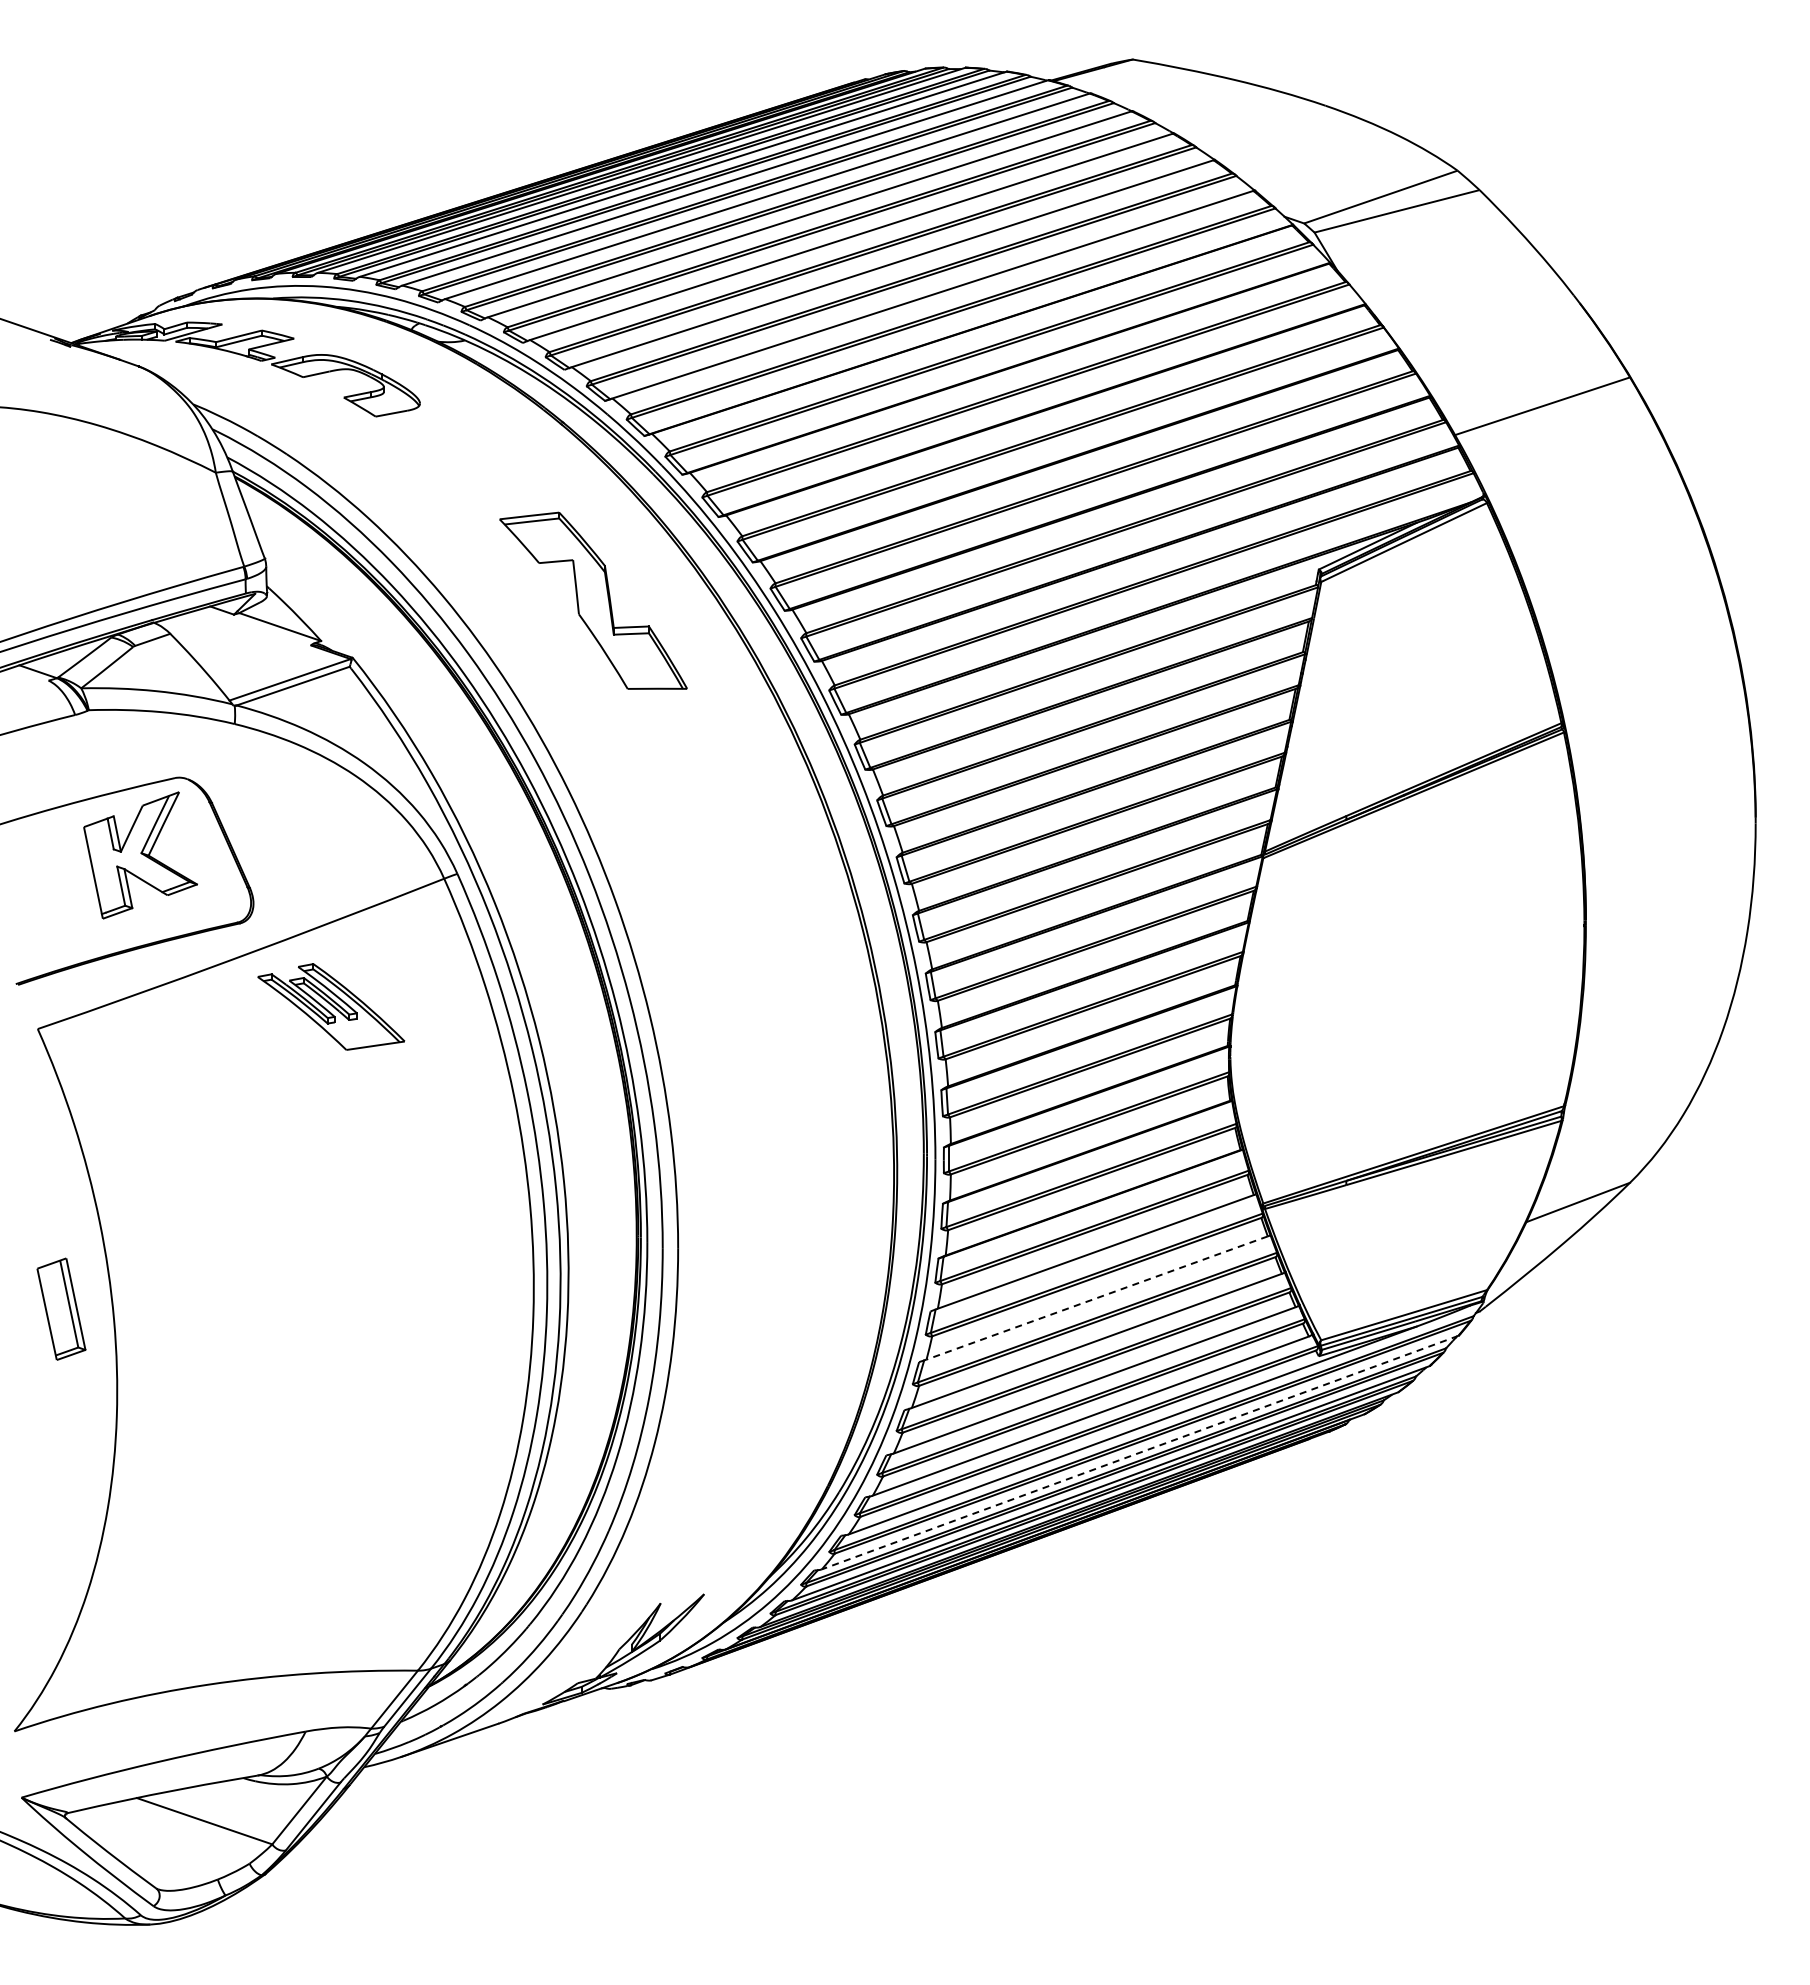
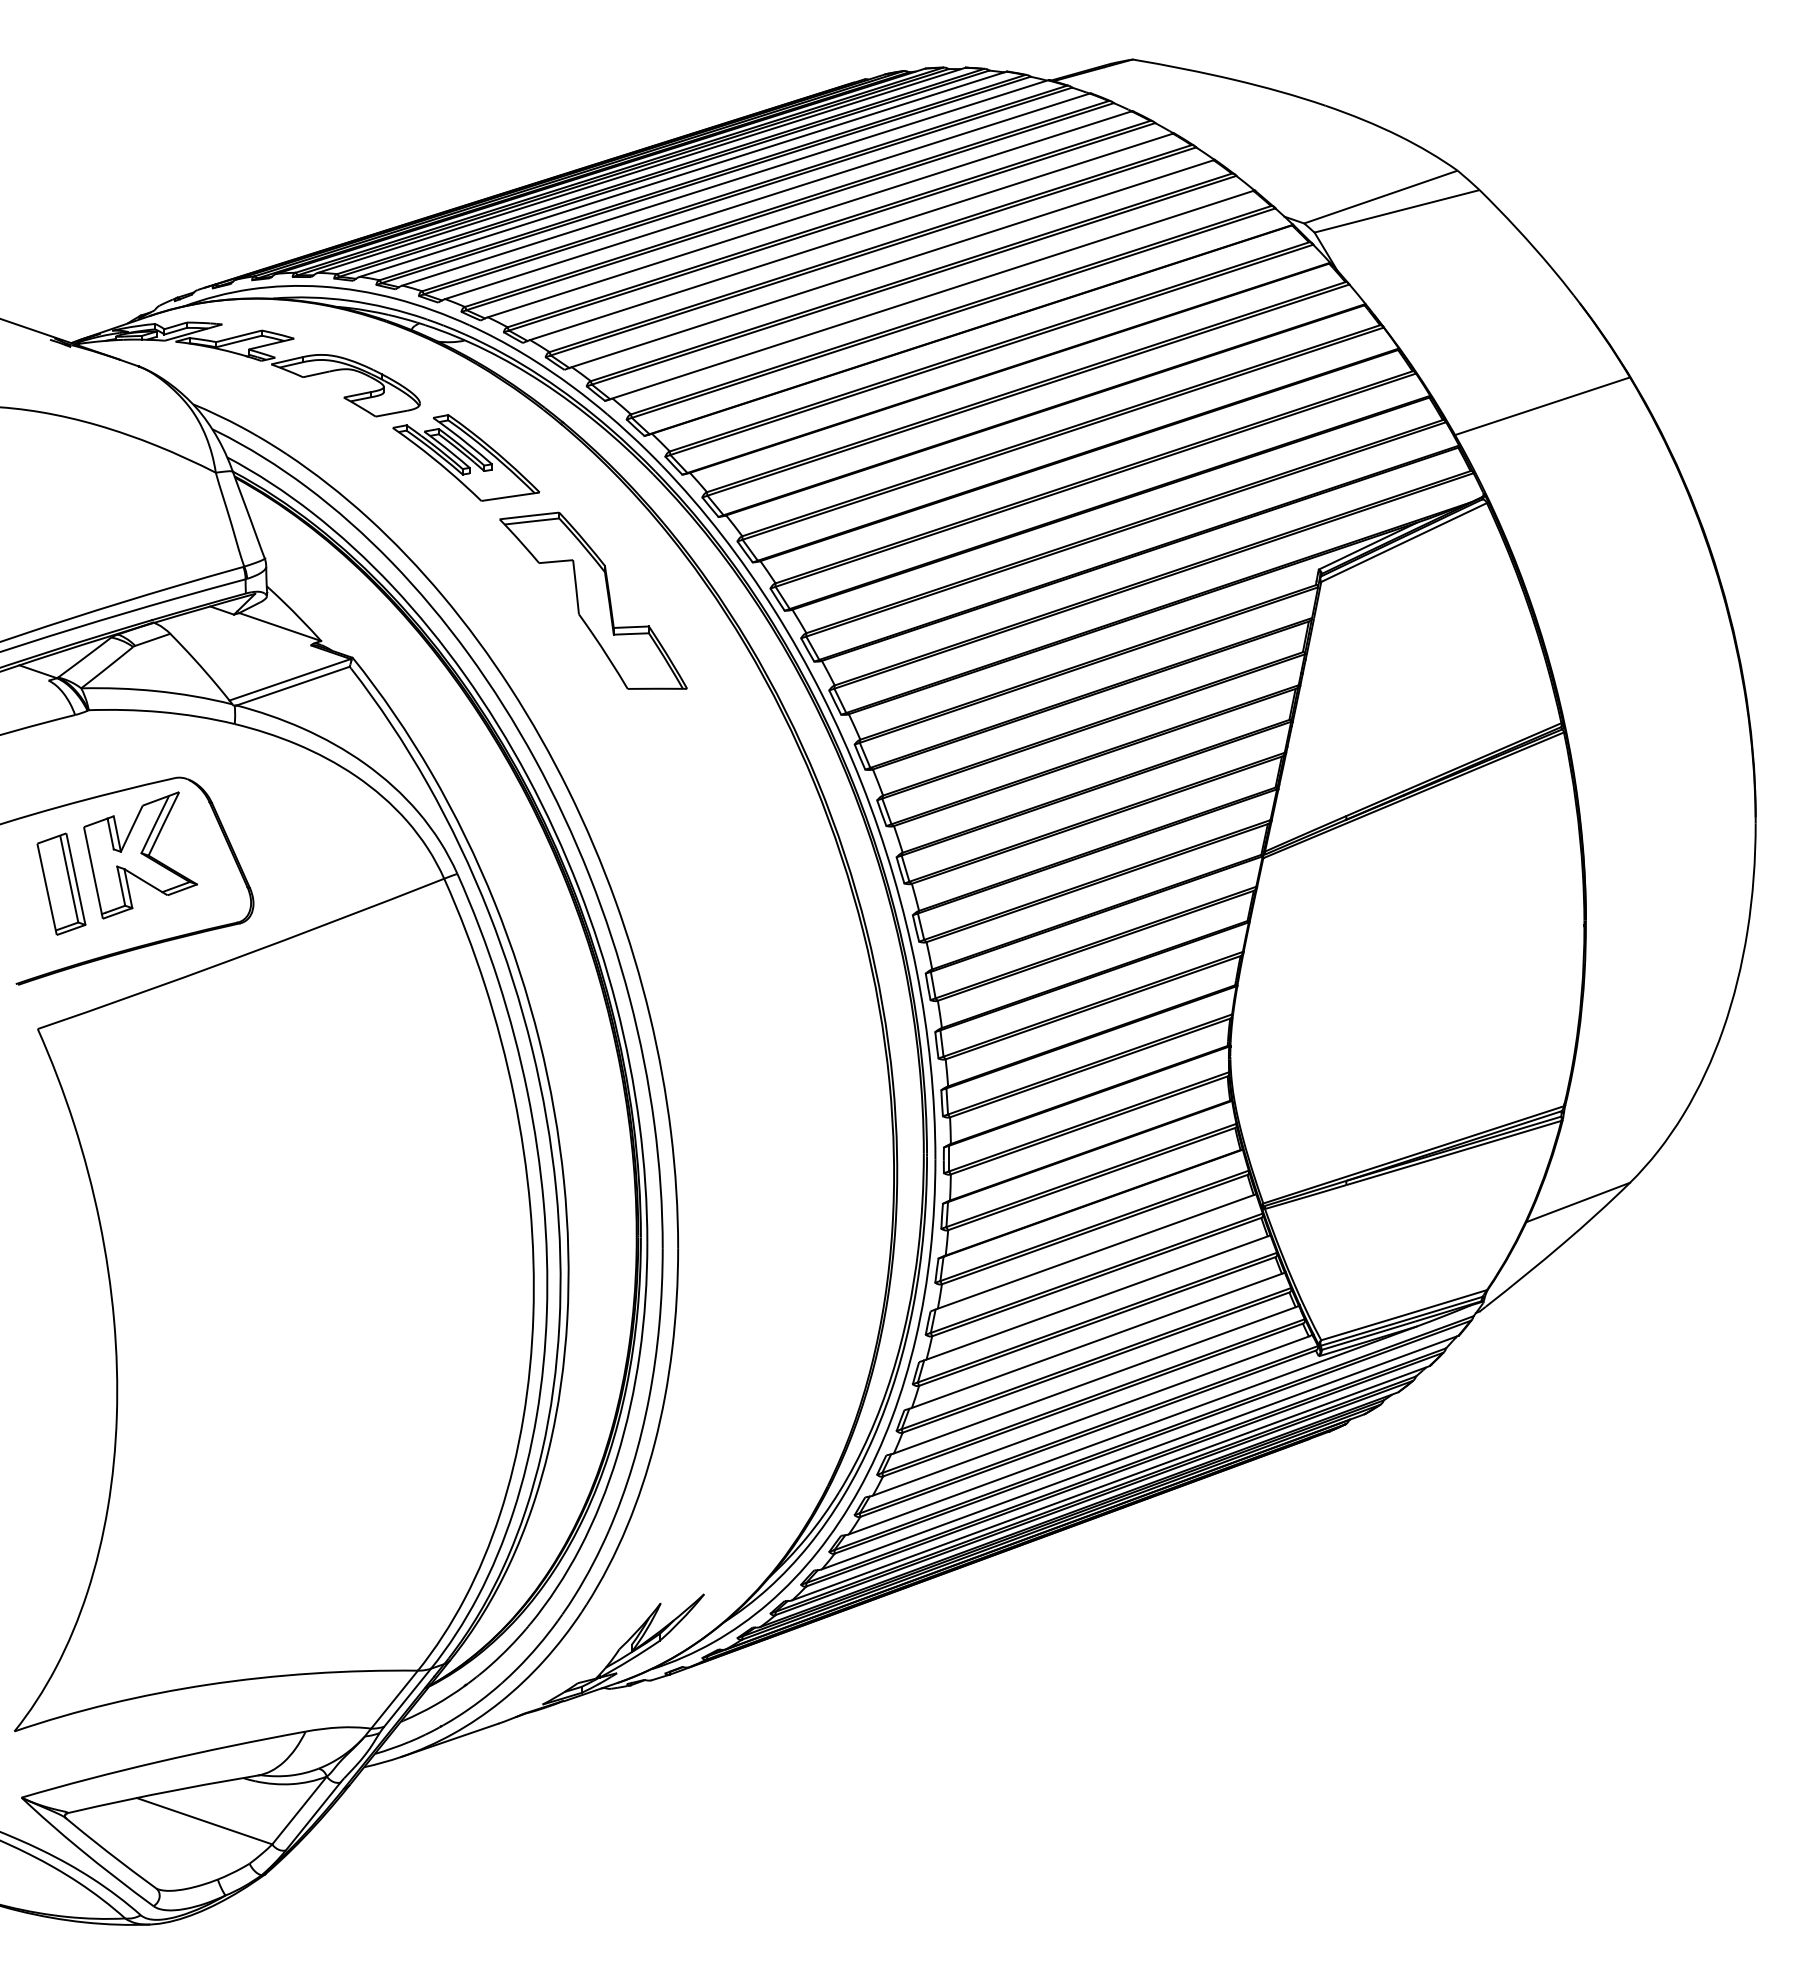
part position: (331, 1006) -> (466, 457) (466, 457)
line: dashed -> solid (1096, 1298)
part position: (61, 1308) -> (61, 883) (61, 883)
line: dashed -> solid (1140, 1452)
